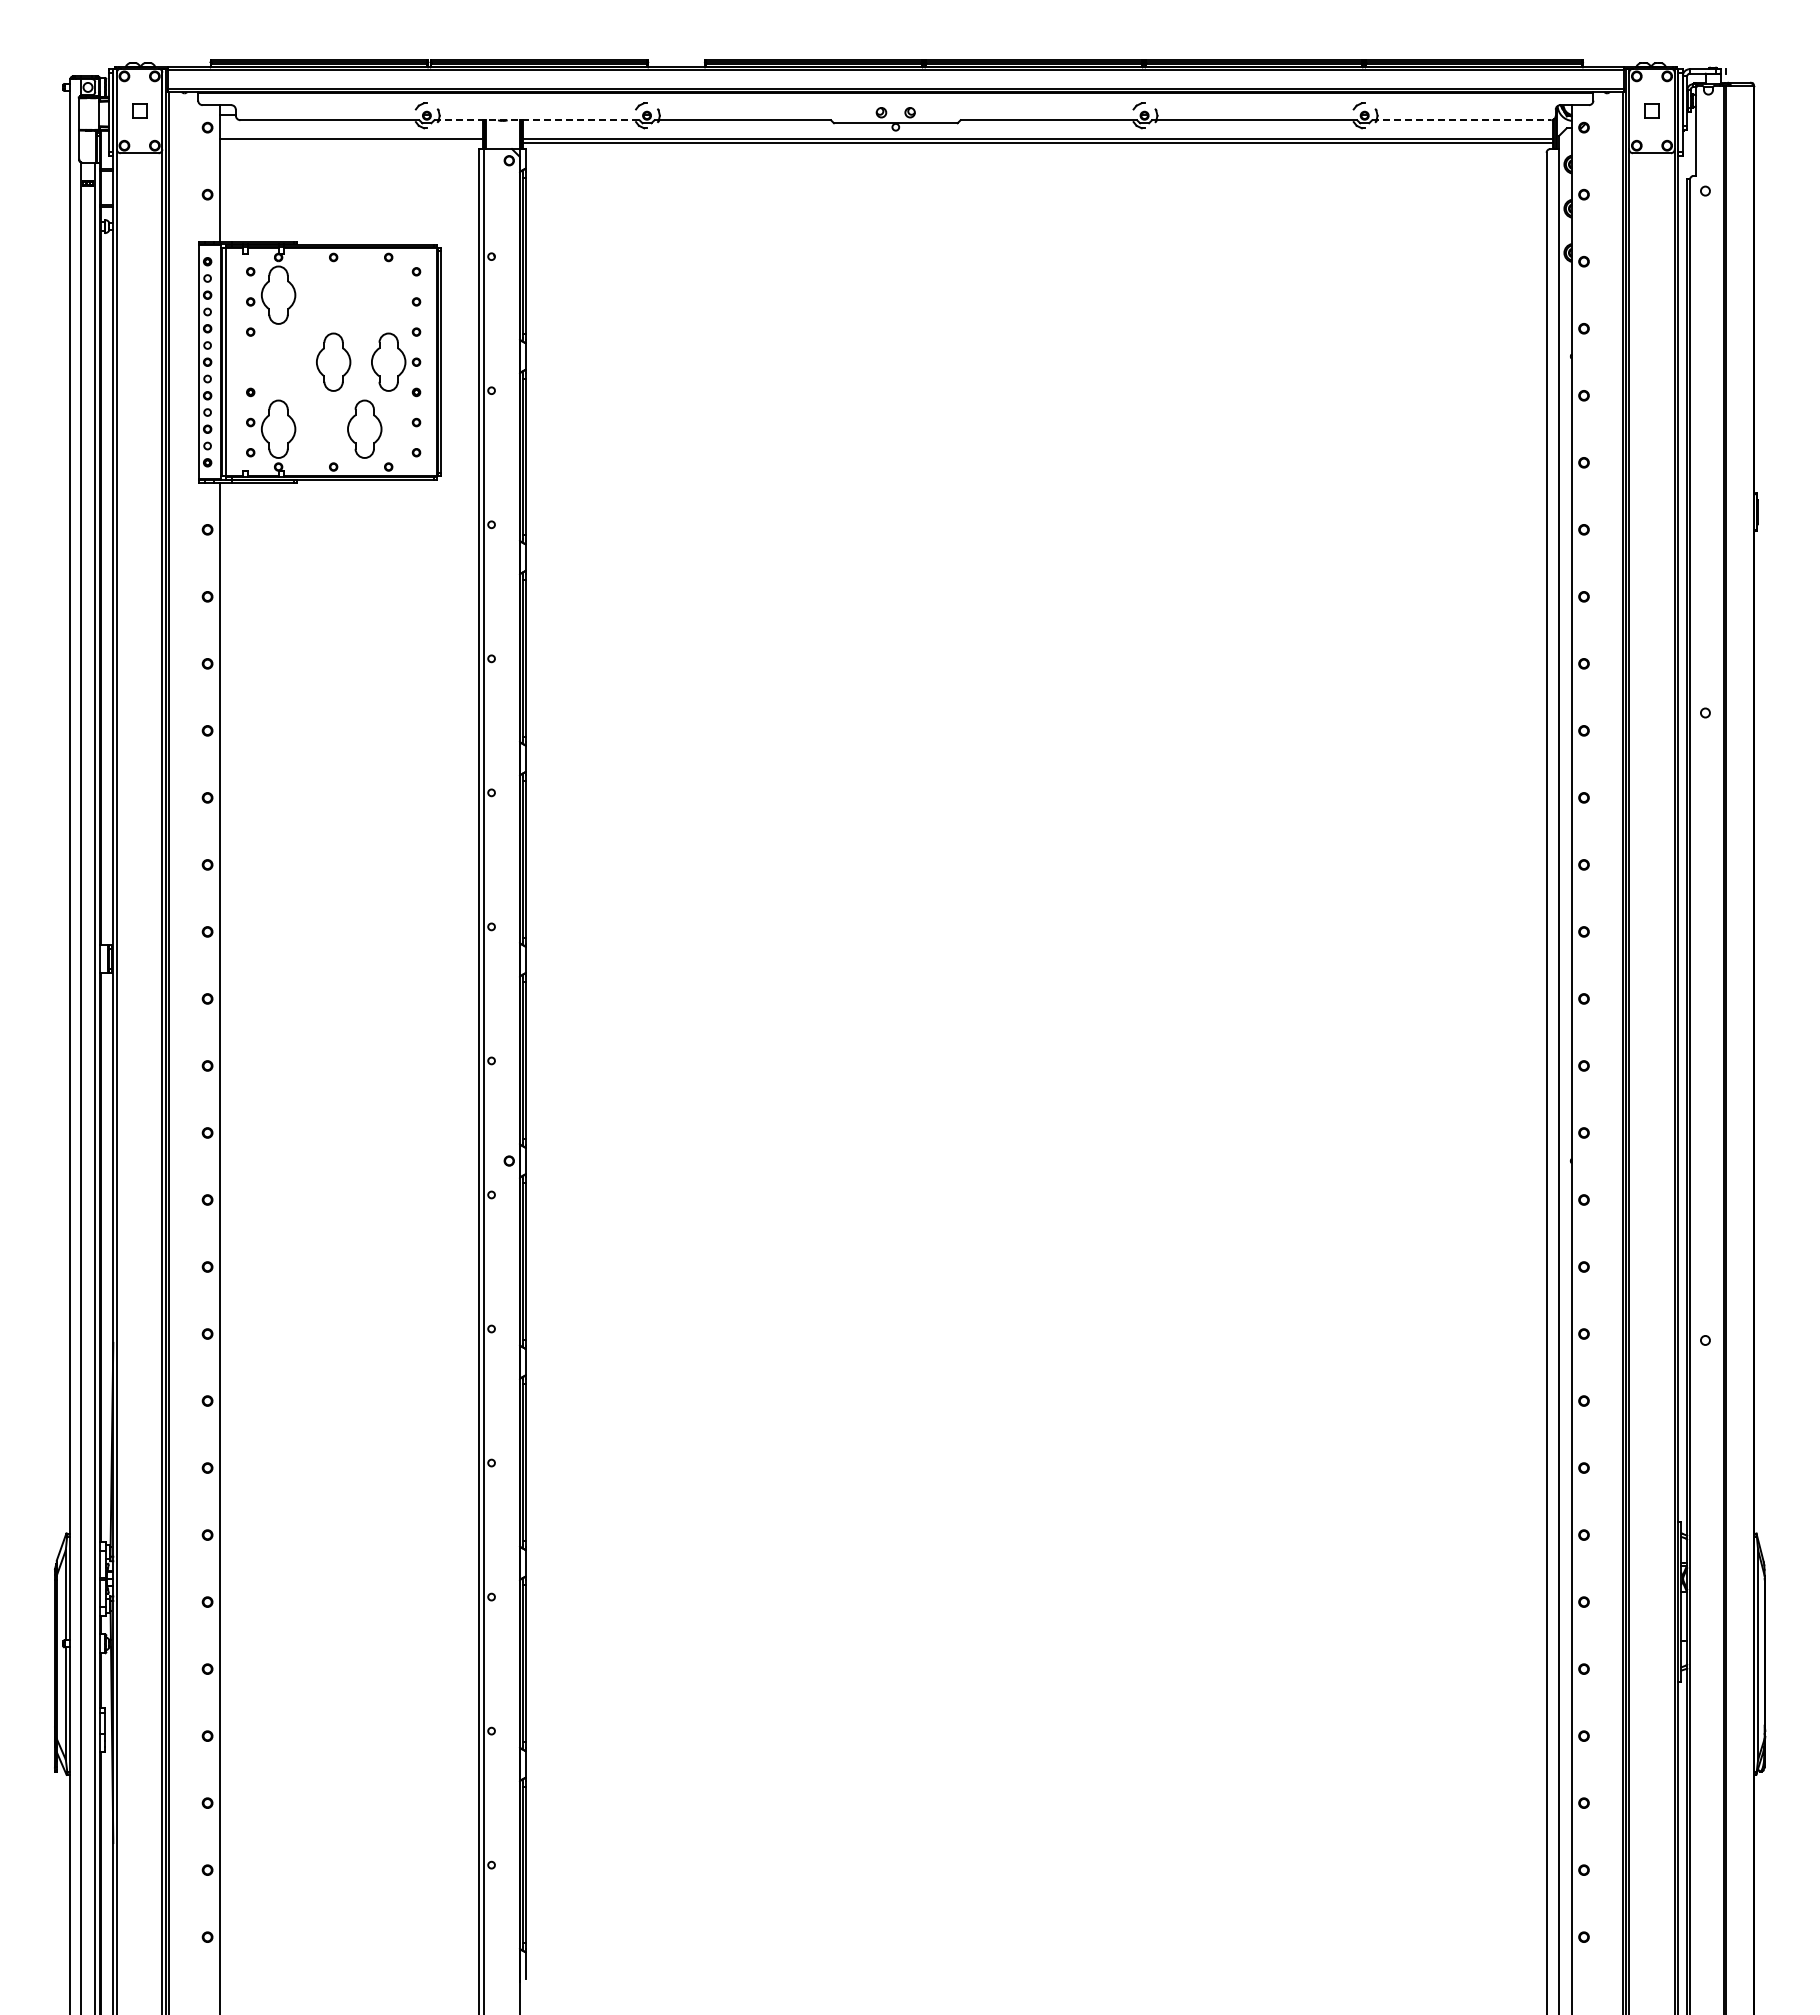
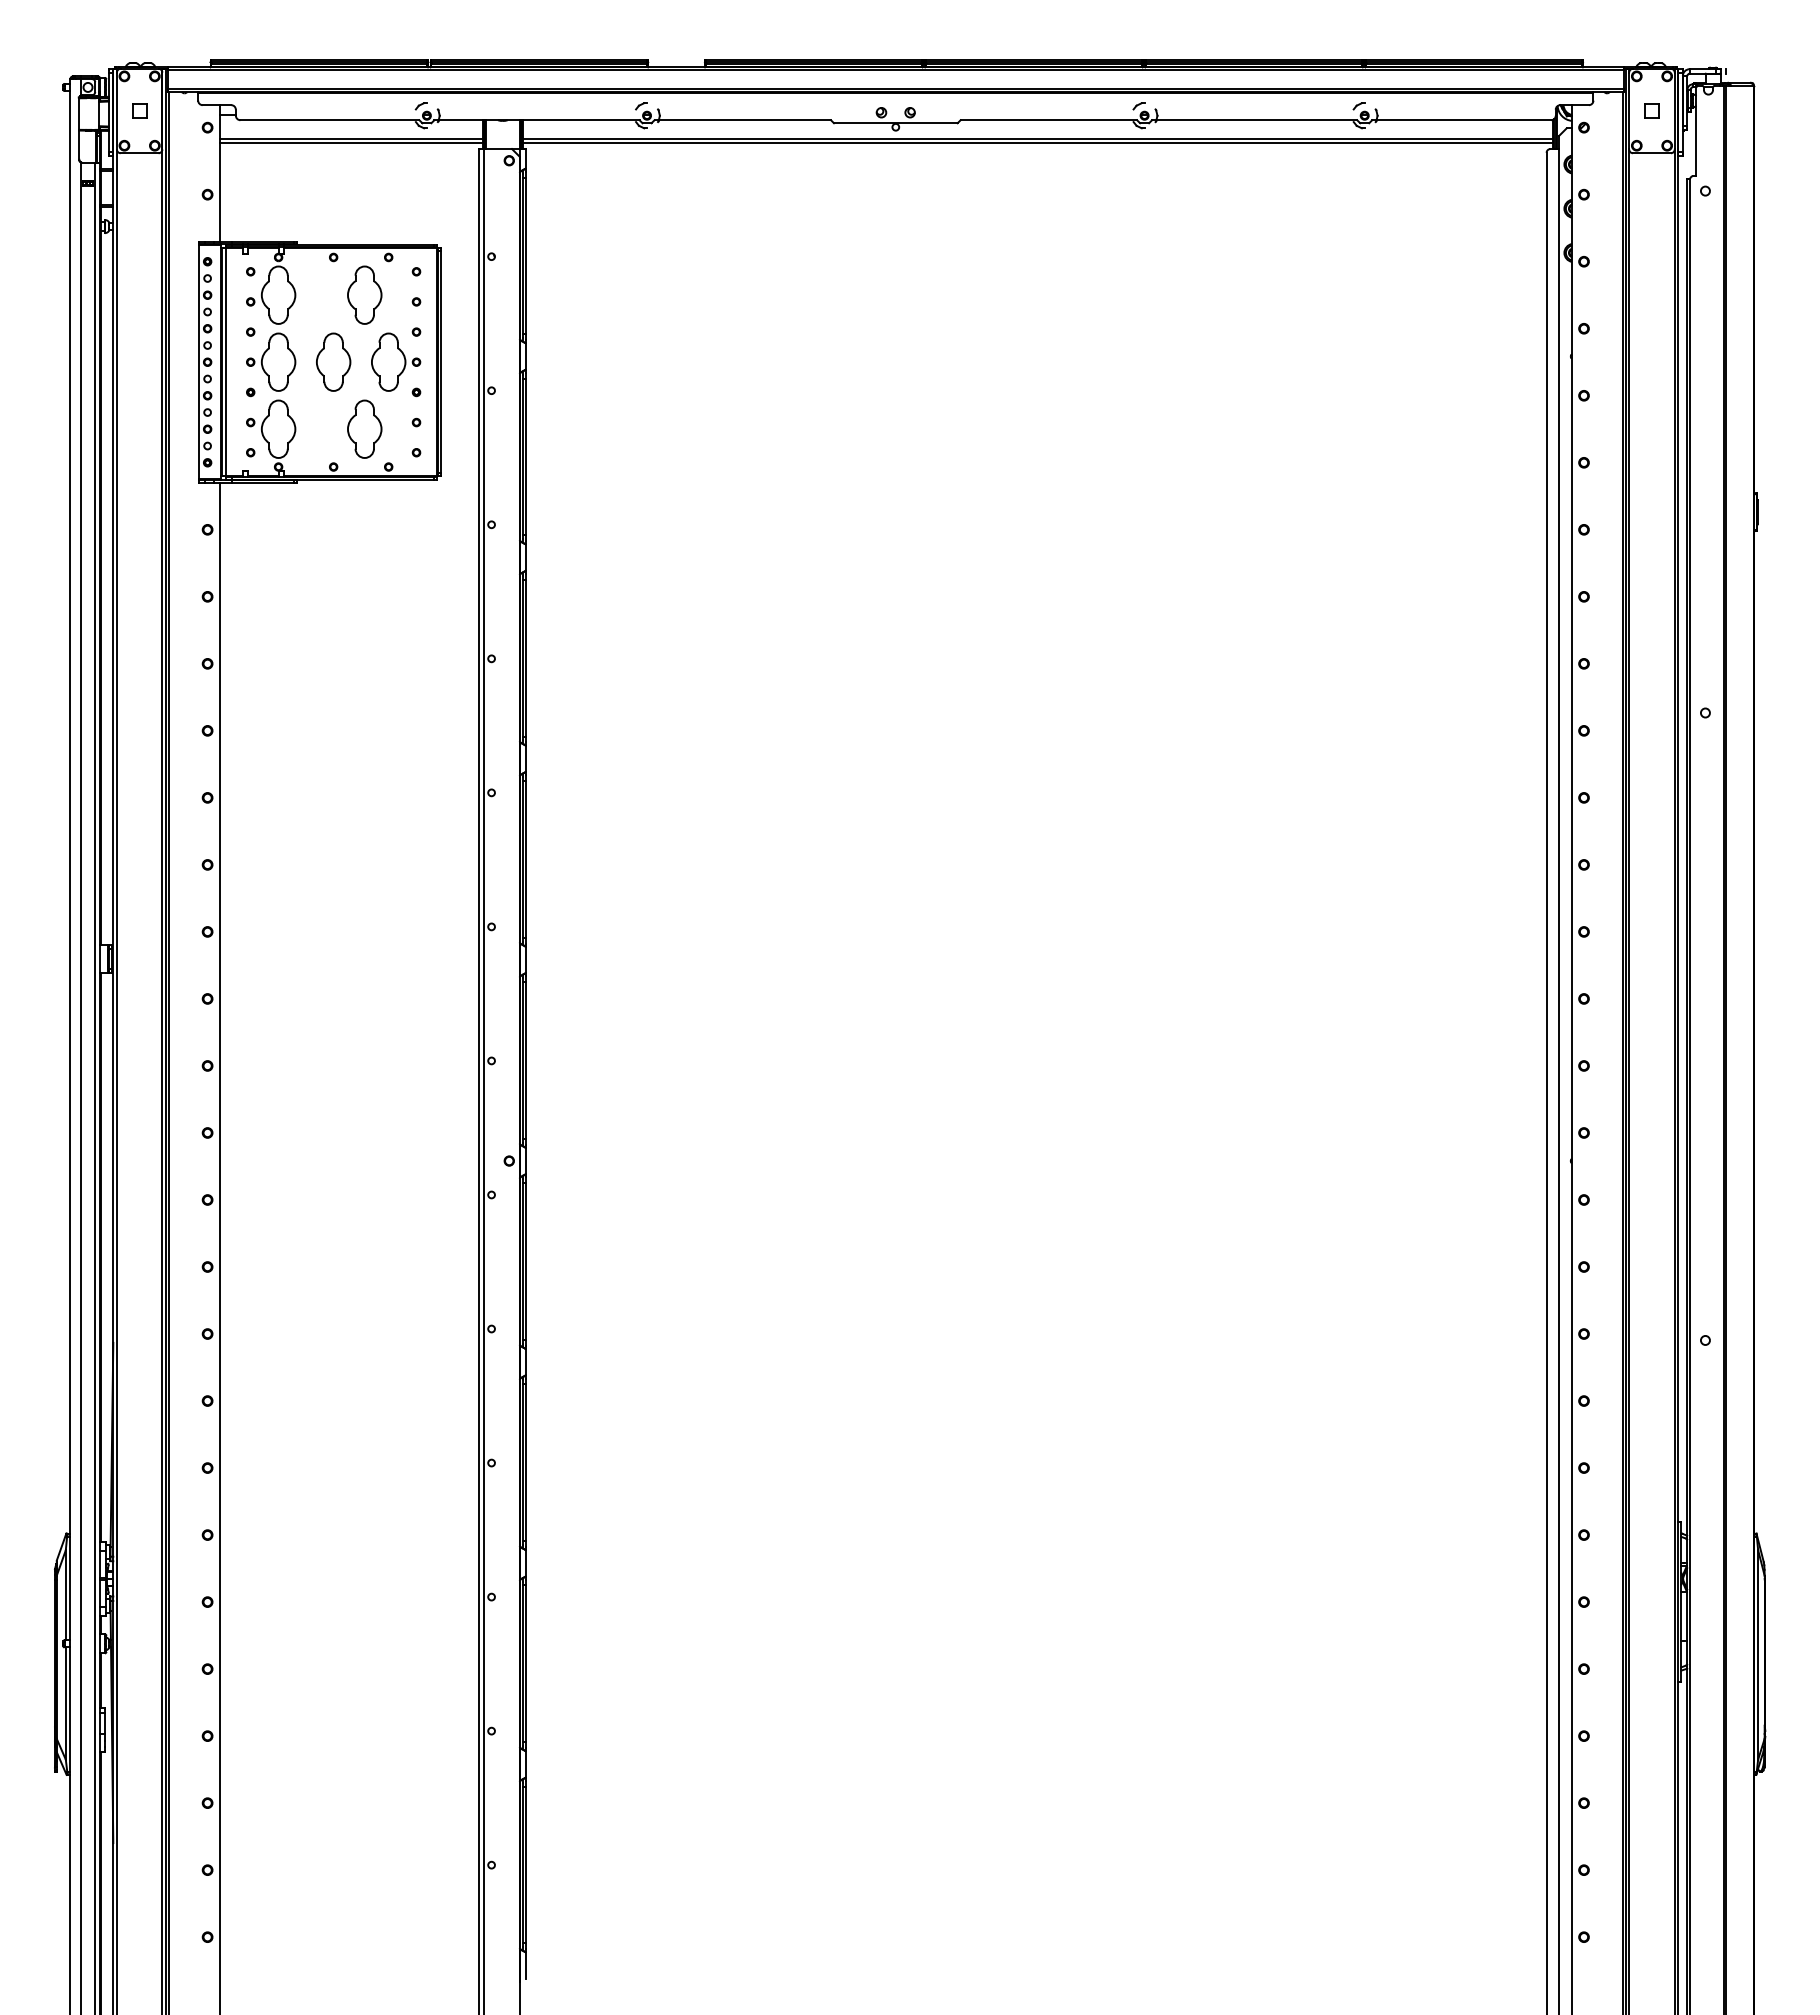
line: dashed -> solid (536, 120)
line: dashed -> solid (1462, 120)
line: none -> present (350, 143)
part: none -> present (364, 294)
part: none -> present (271, 361)
